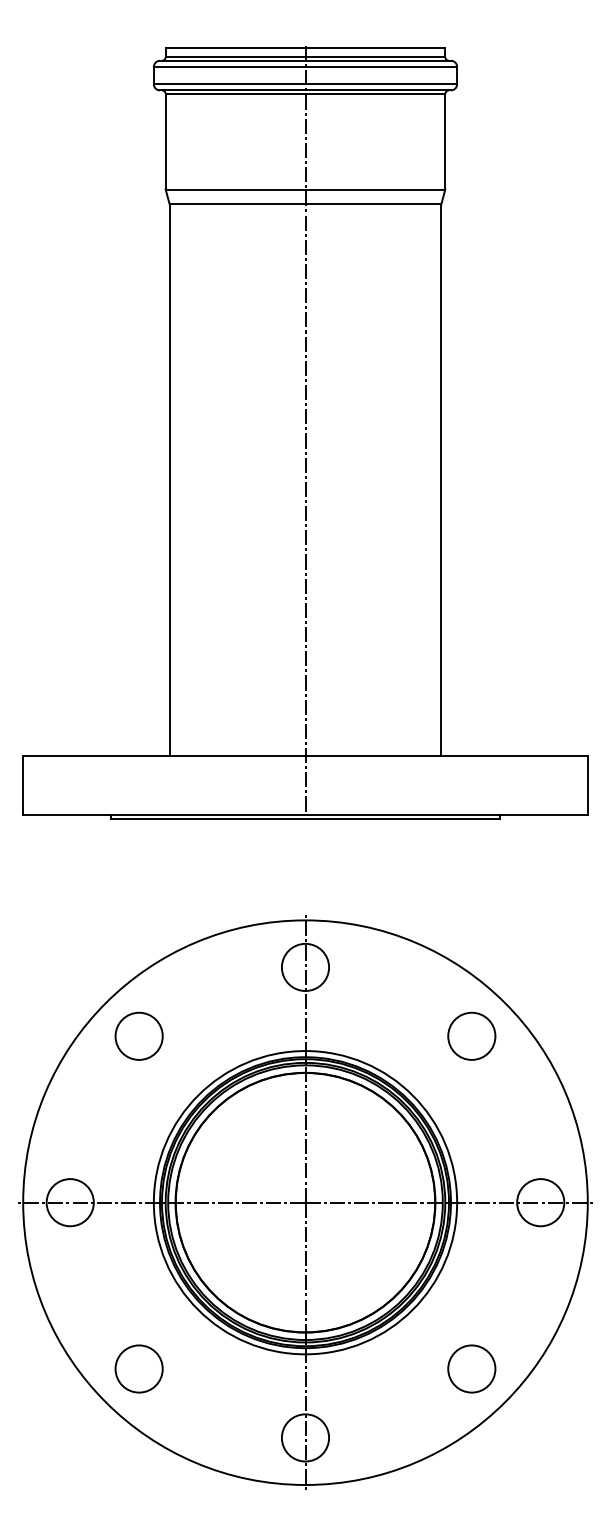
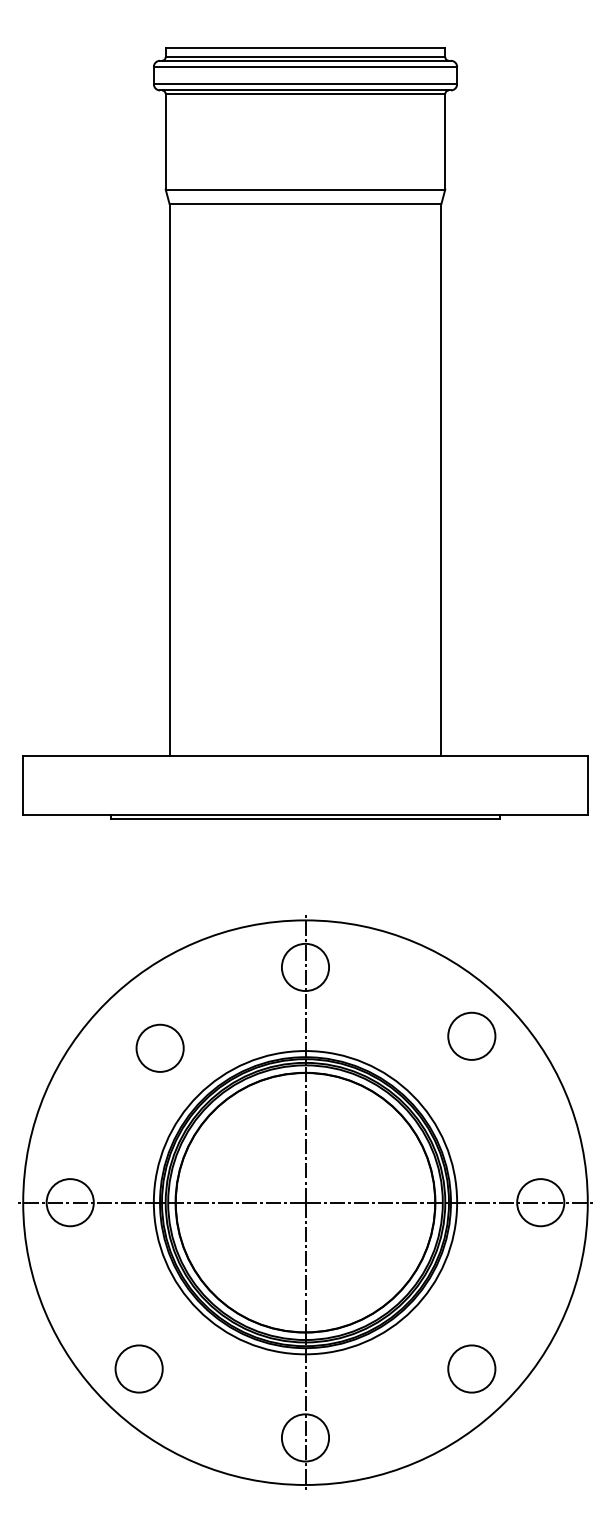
line: present -> none (305, 427)
circle position: (138, 1035) -> (159, 1047) (159, 1047)
